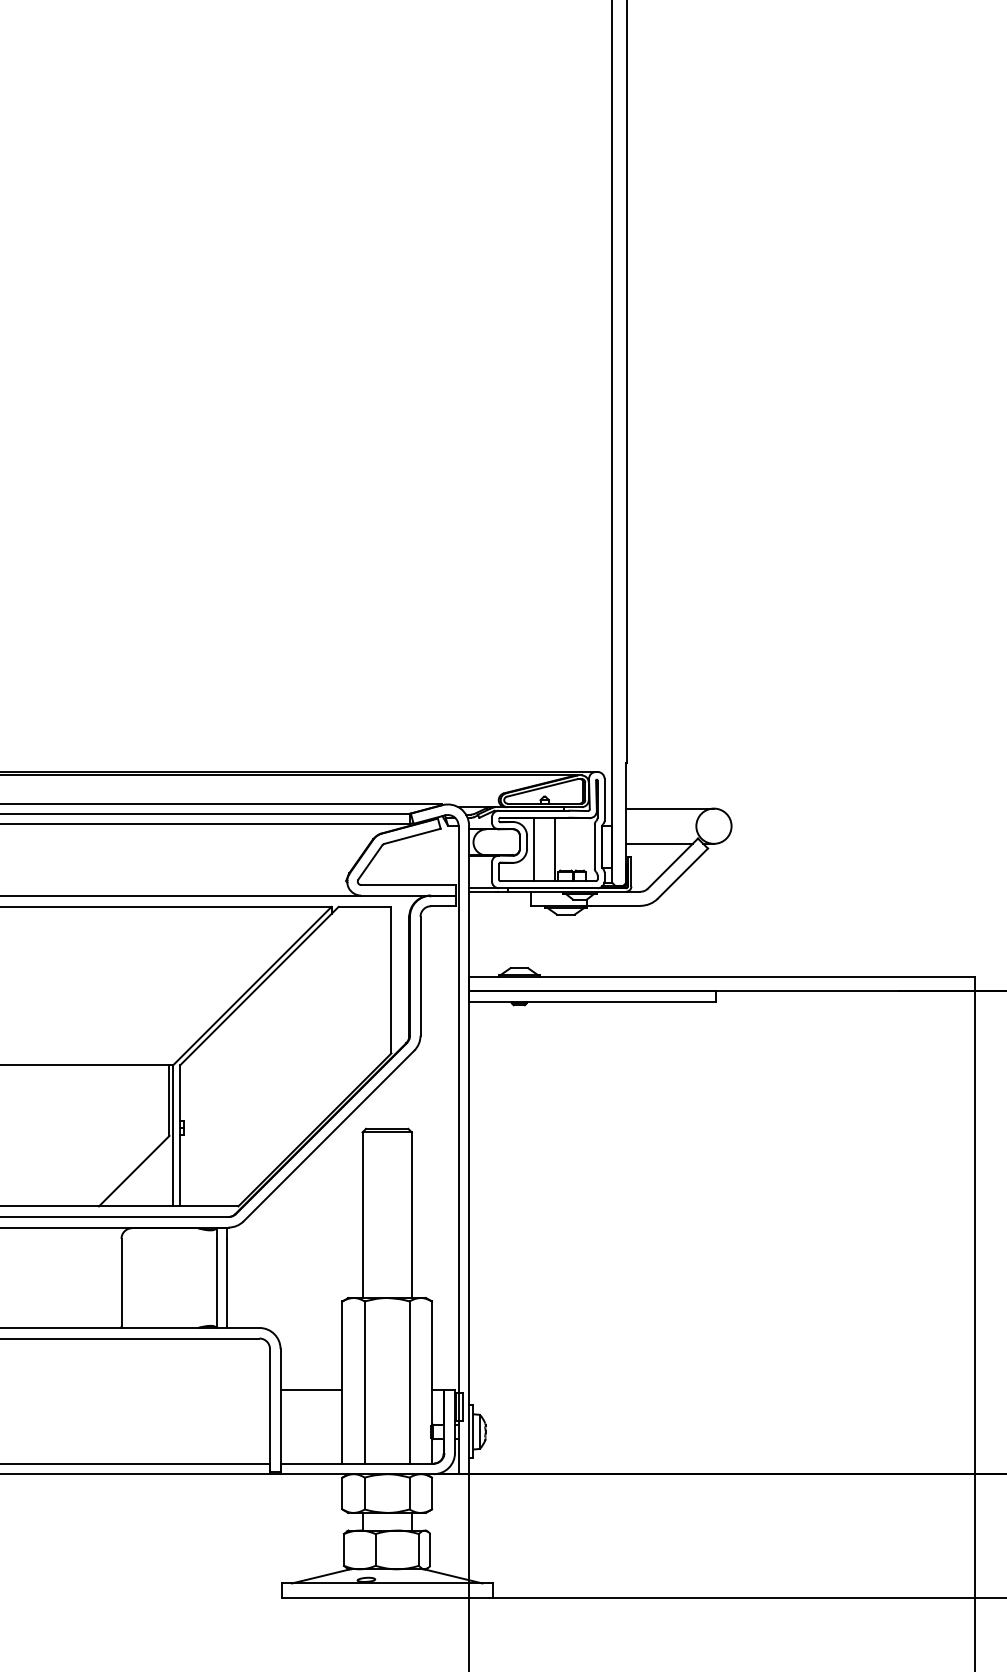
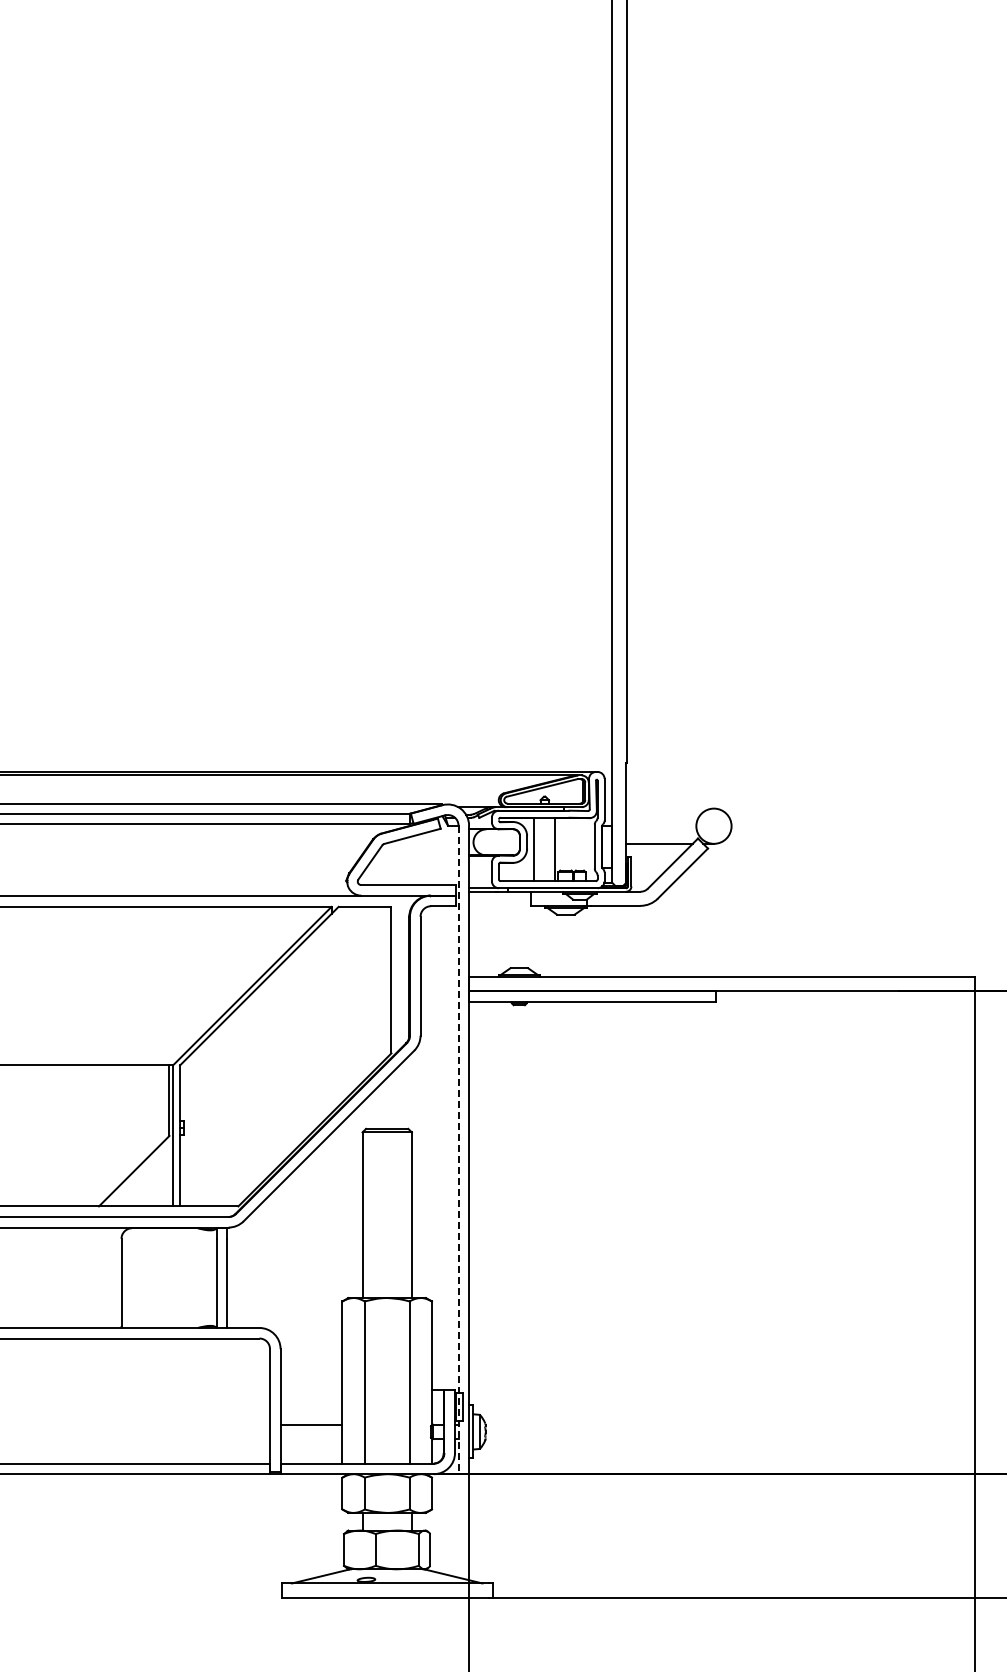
line: present -> none (669, 808)
line: solid -> dashed (458, 1150)
line position: (311, 1389) -> (311, 1424) (311, 1424)
